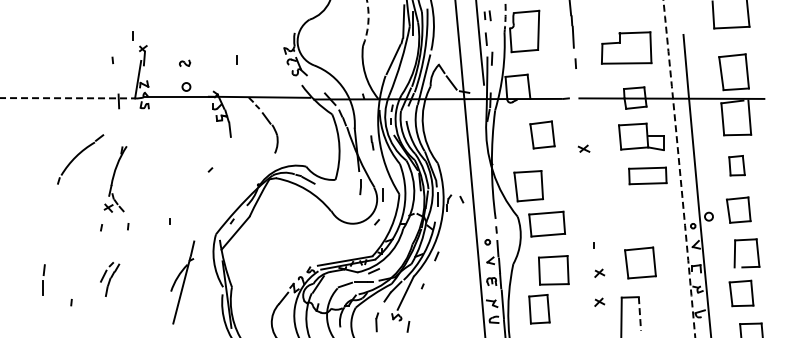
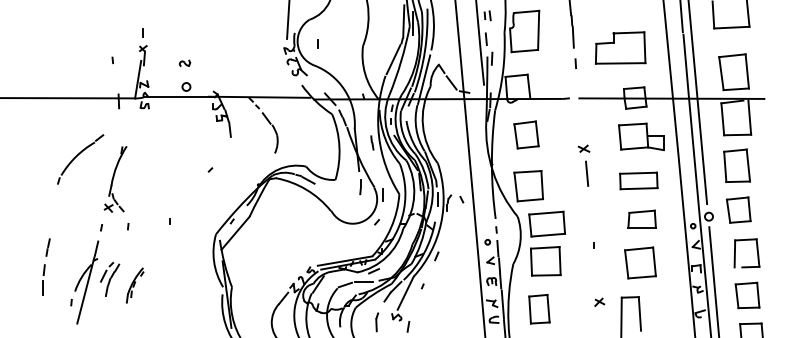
arc: dashed -> solid (505, 15)
line: none -> present (681, 17)
line: none -> present (288, 20)
arc: dashed -> solid (368, 24)
line position: (132, 35) -> (142, 32) (142, 32)
part position: (626, 47) -> (620, 47) (620, 47)
line position: (236, 59) -> (317, 43) (317, 43)
line: dashed -> solid (68, 98)
line: none -> present (697, 103)
part position: (542, 134) -> (526, 134) (526, 134)
part size: 18x22 px -> 28x35 px (736, 165)
arc: dashed -> solid (679, 168)
line: none -> present (586, 173)
part position: (647, 175) -> (638, 180) (638, 180)
part: none -> present (641, 218)
line: none -> present (47, 247)
part position: (553, 270) -> (545, 261) (545, 261)
part: present -> none (599, 272)
line: none -> present (713, 280)
part position: (182, 282) -> (86, 282) (86, 282)
part: none -> present (135, 285)
part position: (741, 293) -> (747, 295) (747, 295)
line: dashed -> solid (639, 313)
